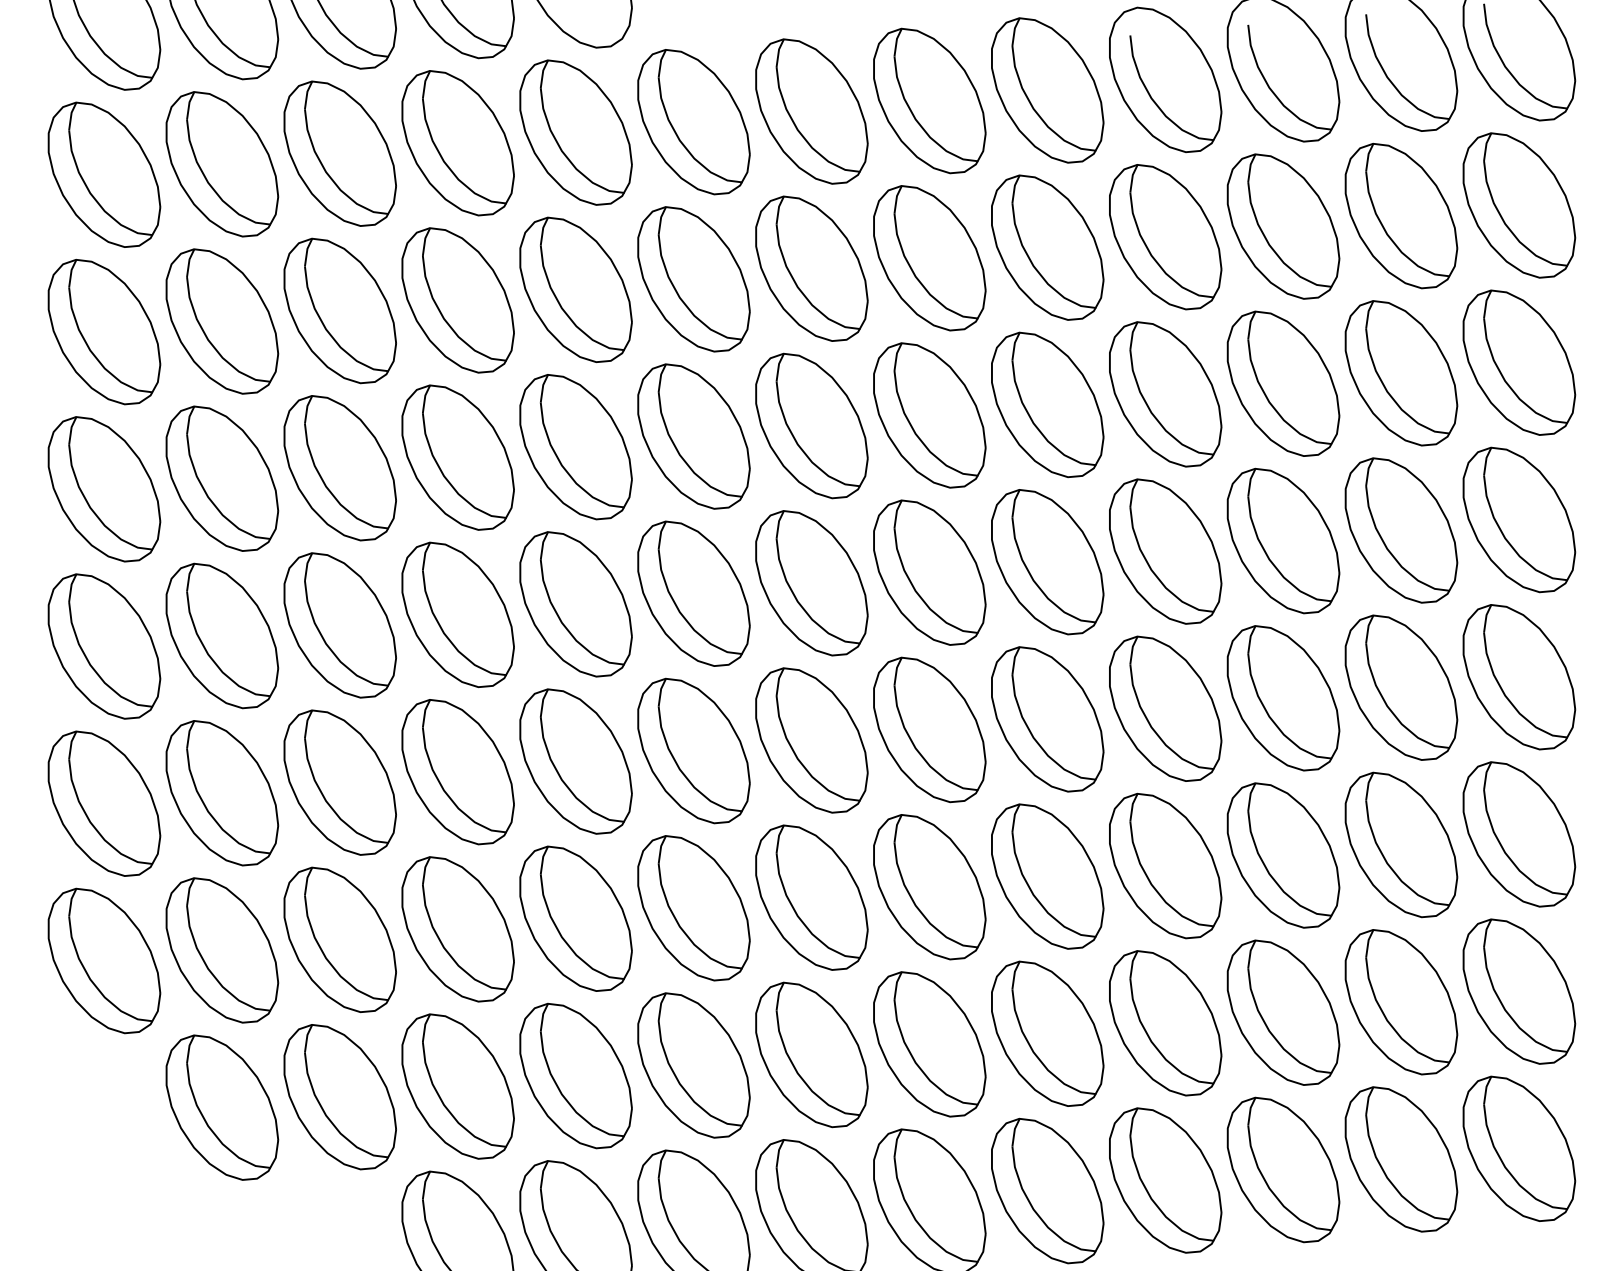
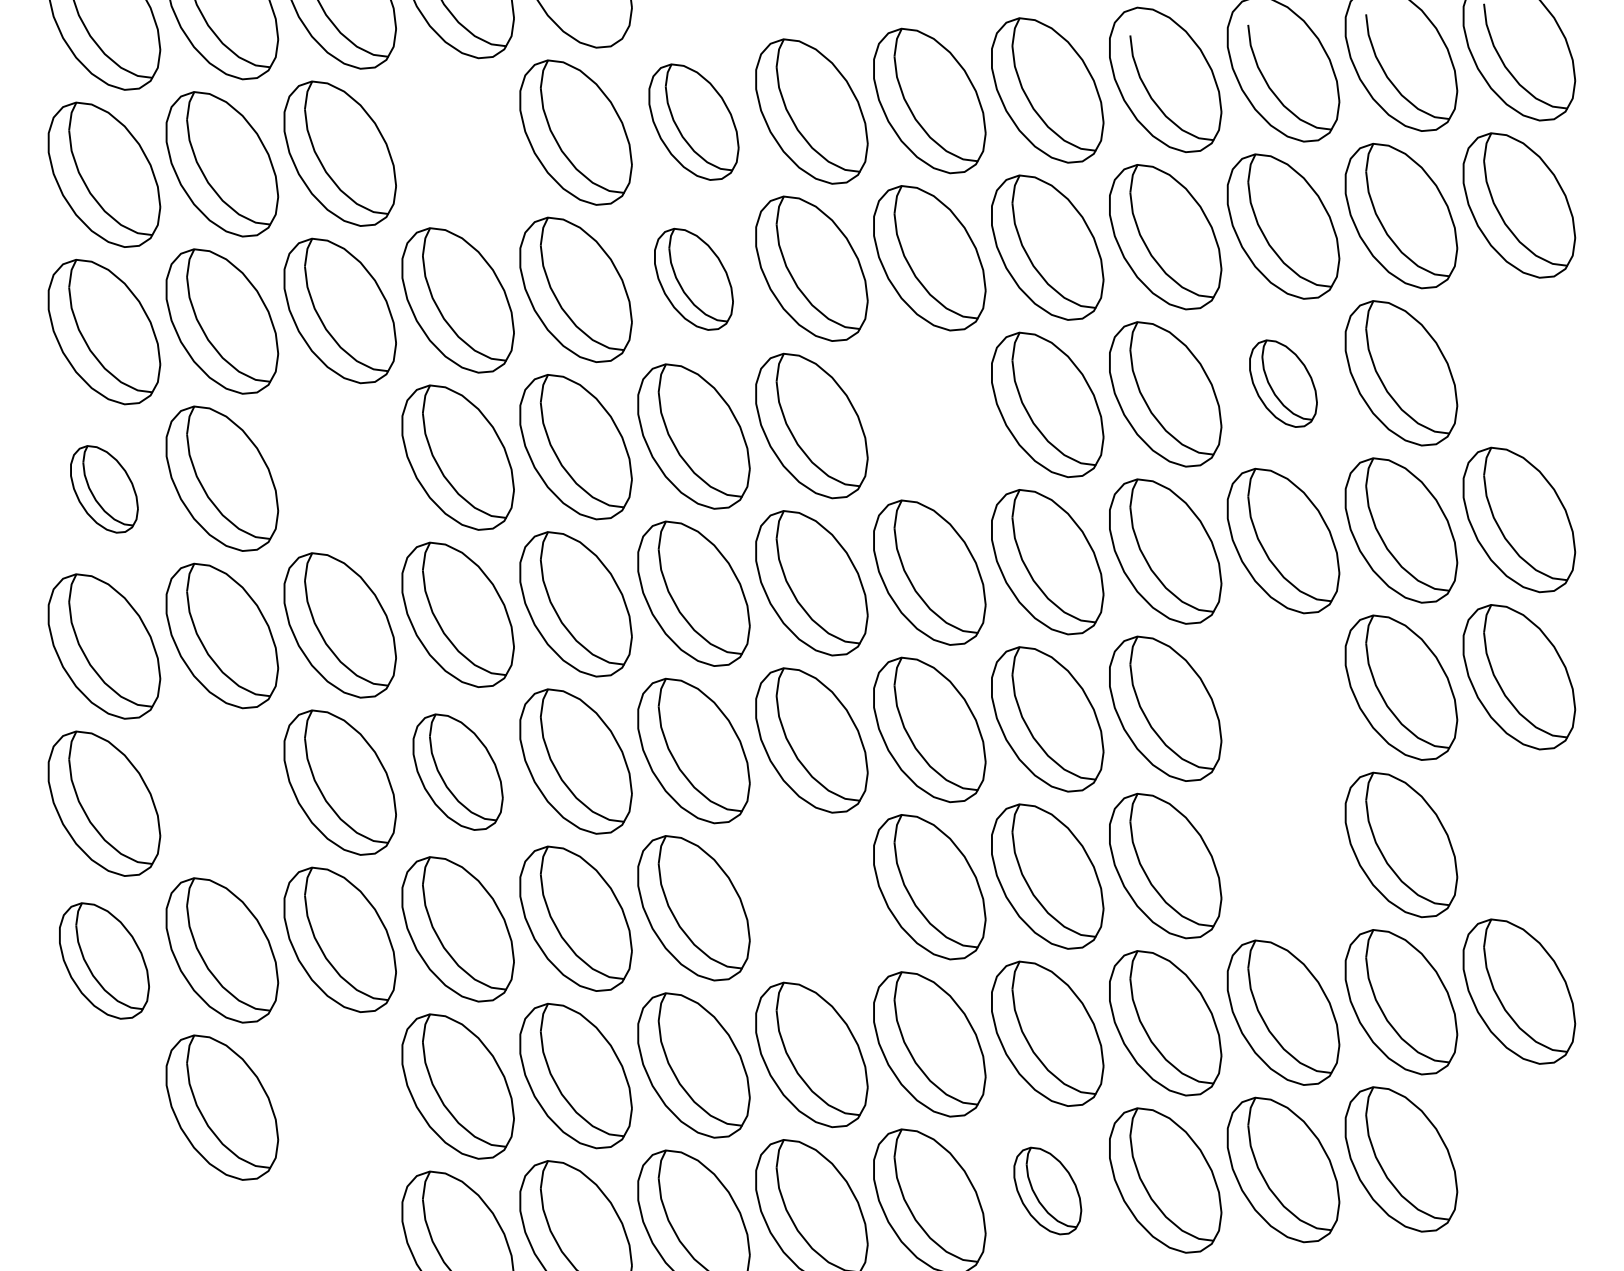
part size: 114x147 px -> 92x118 px (693, 121)
part: present -> none (457, 143)
part size: 114x147 px -> 80x104 px (693, 278)
part: present -> none (1519, 362)
part size: 115x147 px -> 69x89 px (1283, 383)
part: present -> none (929, 415)
part: present -> none (339, 468)
part size: 115x147 px -> 69x89 px (104, 489)
part: present -> none (1283, 698)
part size: 114x147 px -> 92x118 px (457, 771)
part: present -> none (222, 793)
part: present -> none (1519, 834)
part: present -> none (1283, 855)
part: present -> none (811, 897)
part size: 115x148 px -> 91x118 px (104, 960)
part: present -> none (339, 1097)
part: present -> none (1519, 1148)
part size: 114x148 px -> 70x90 px (1047, 1190)
